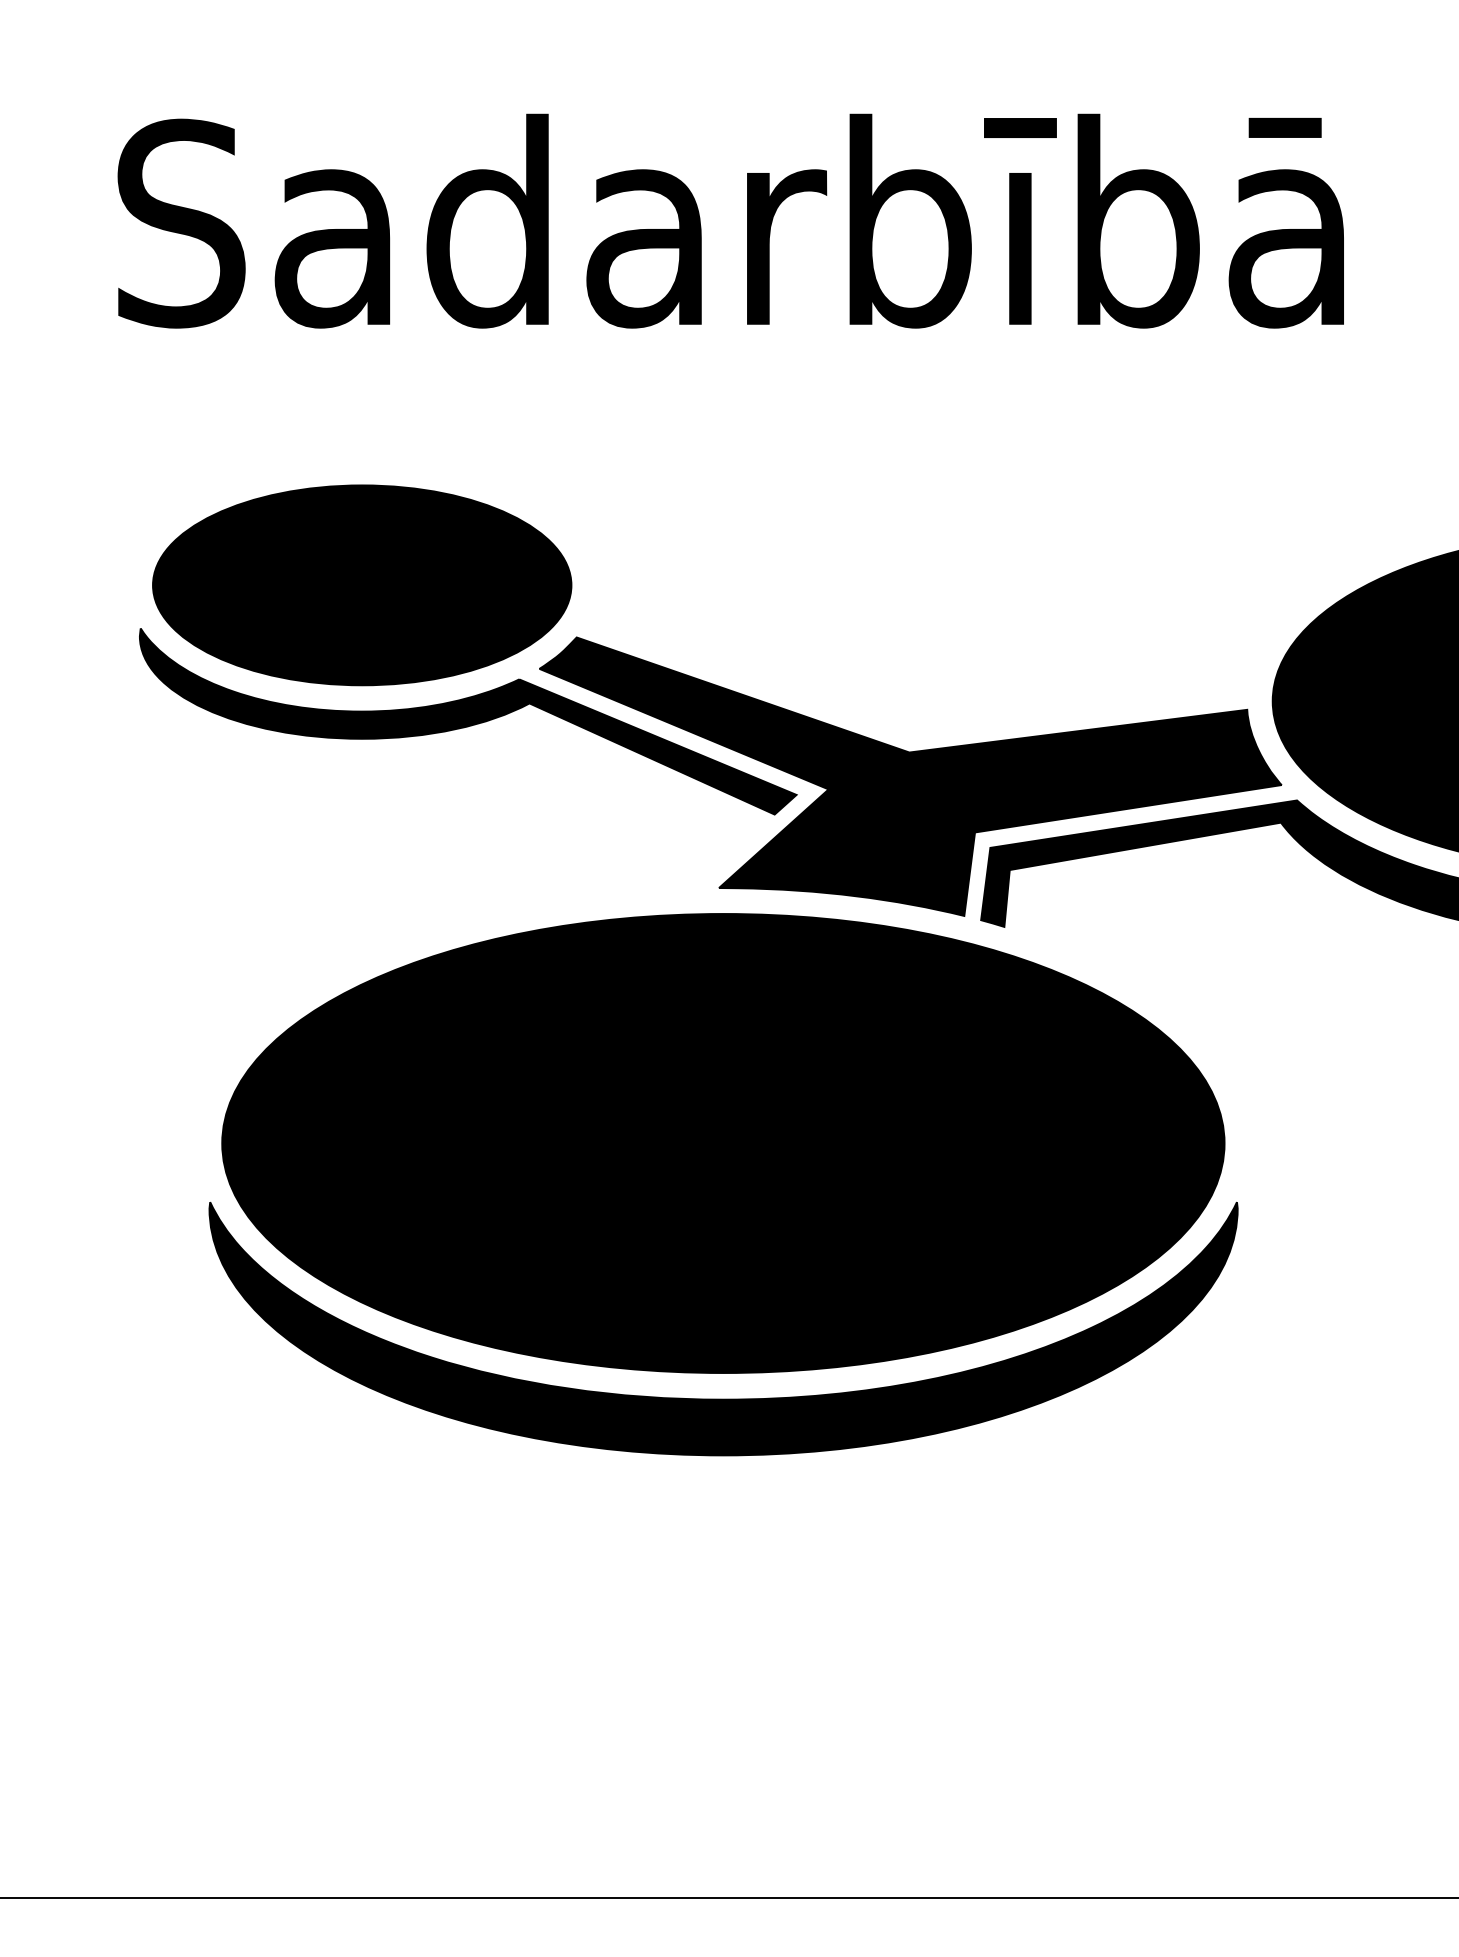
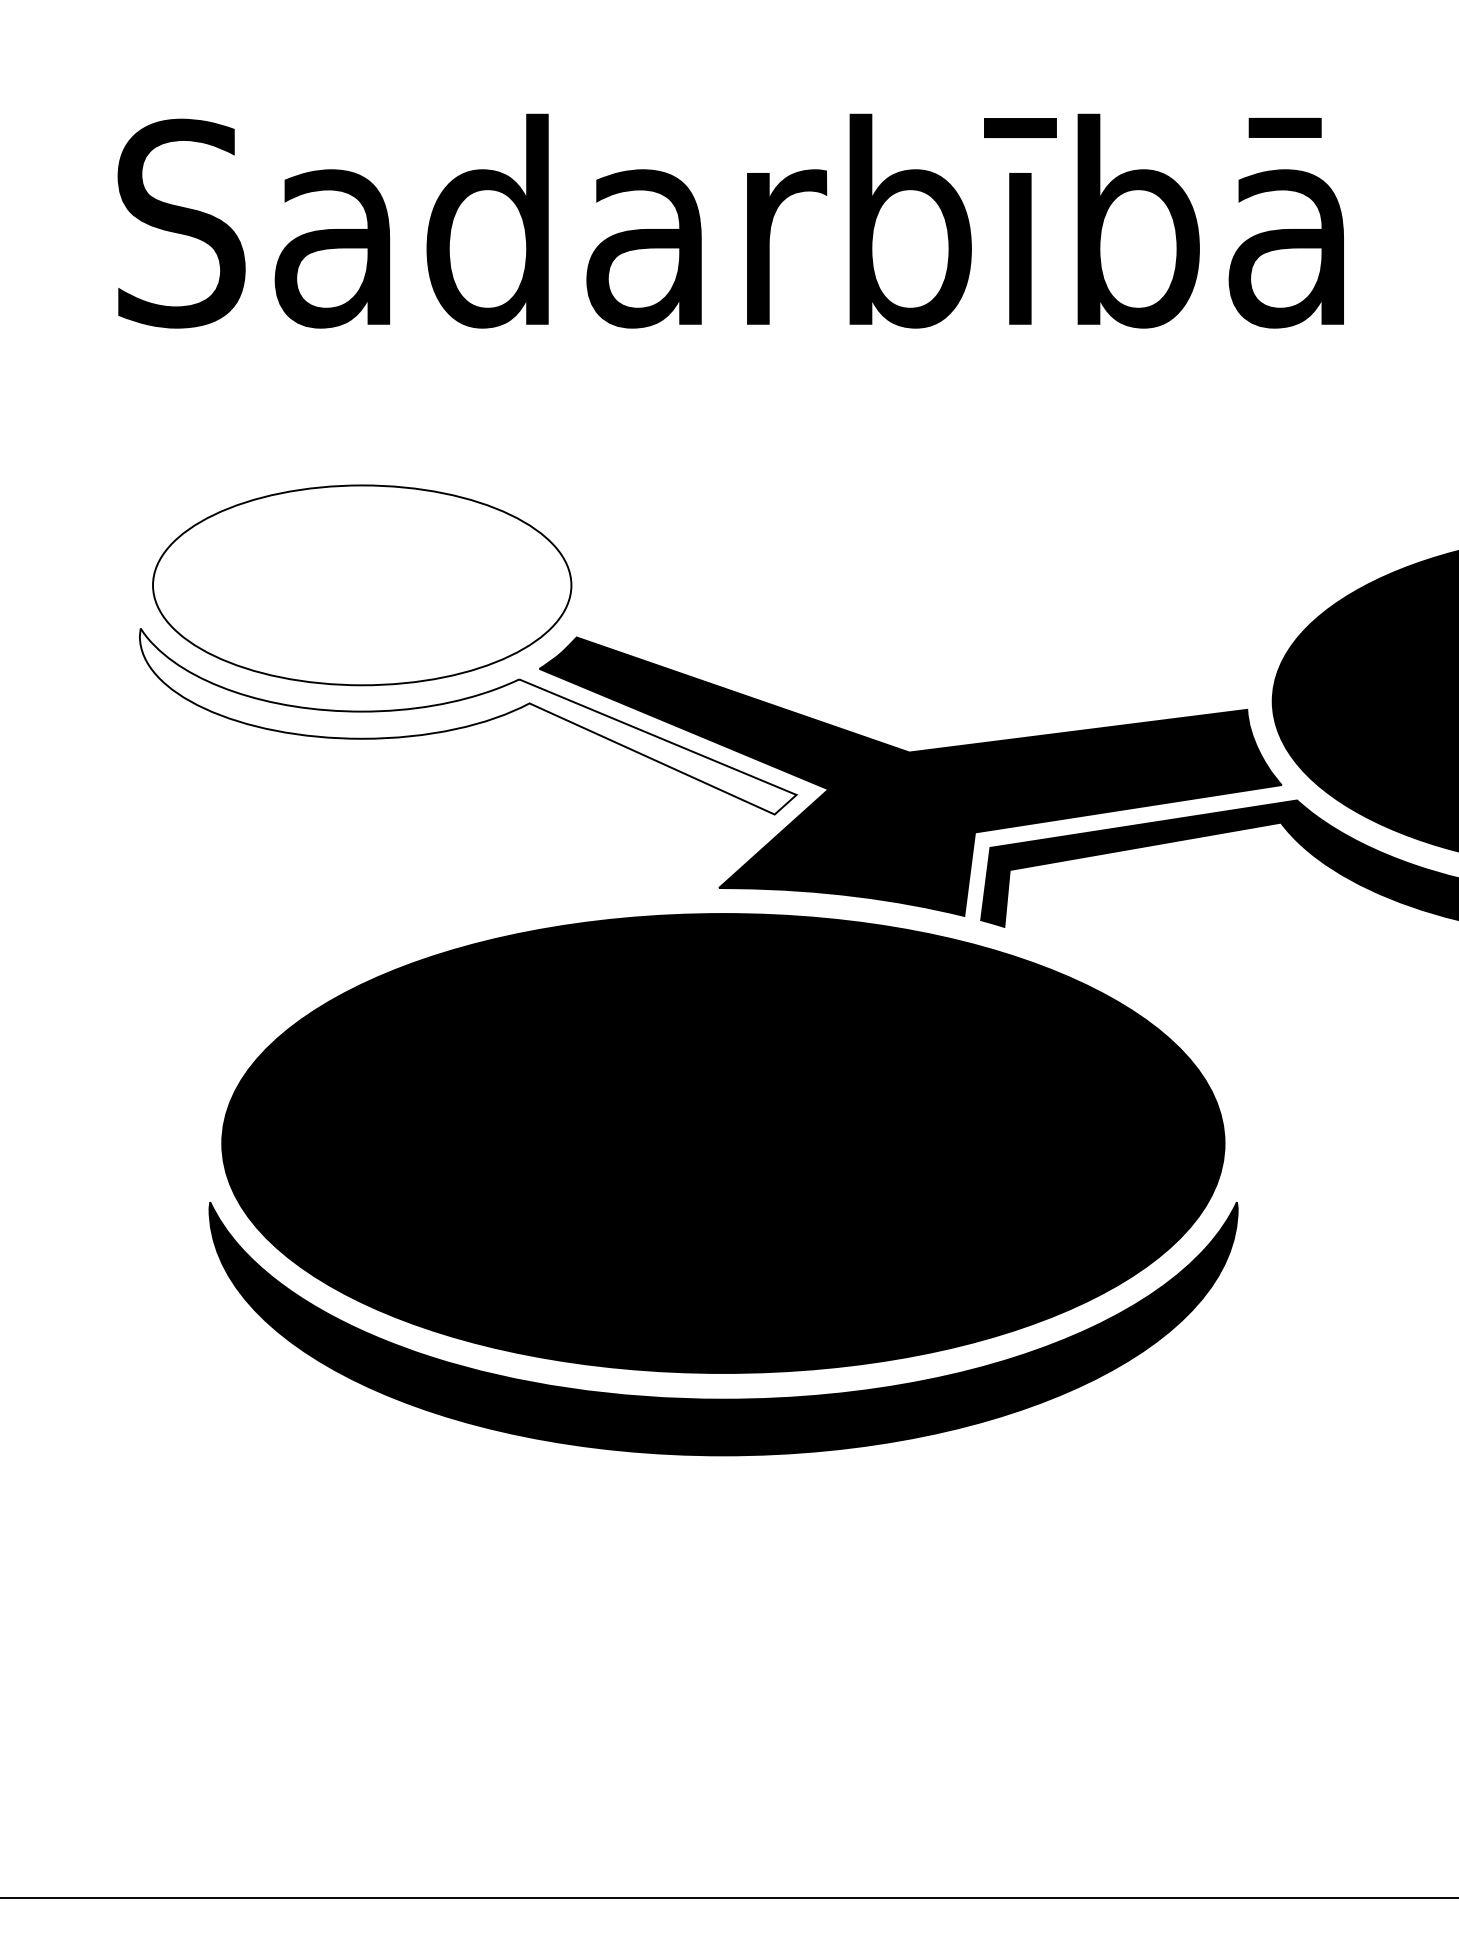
fill: present -> none (362, 585)
fill: present -> none (467, 721)
